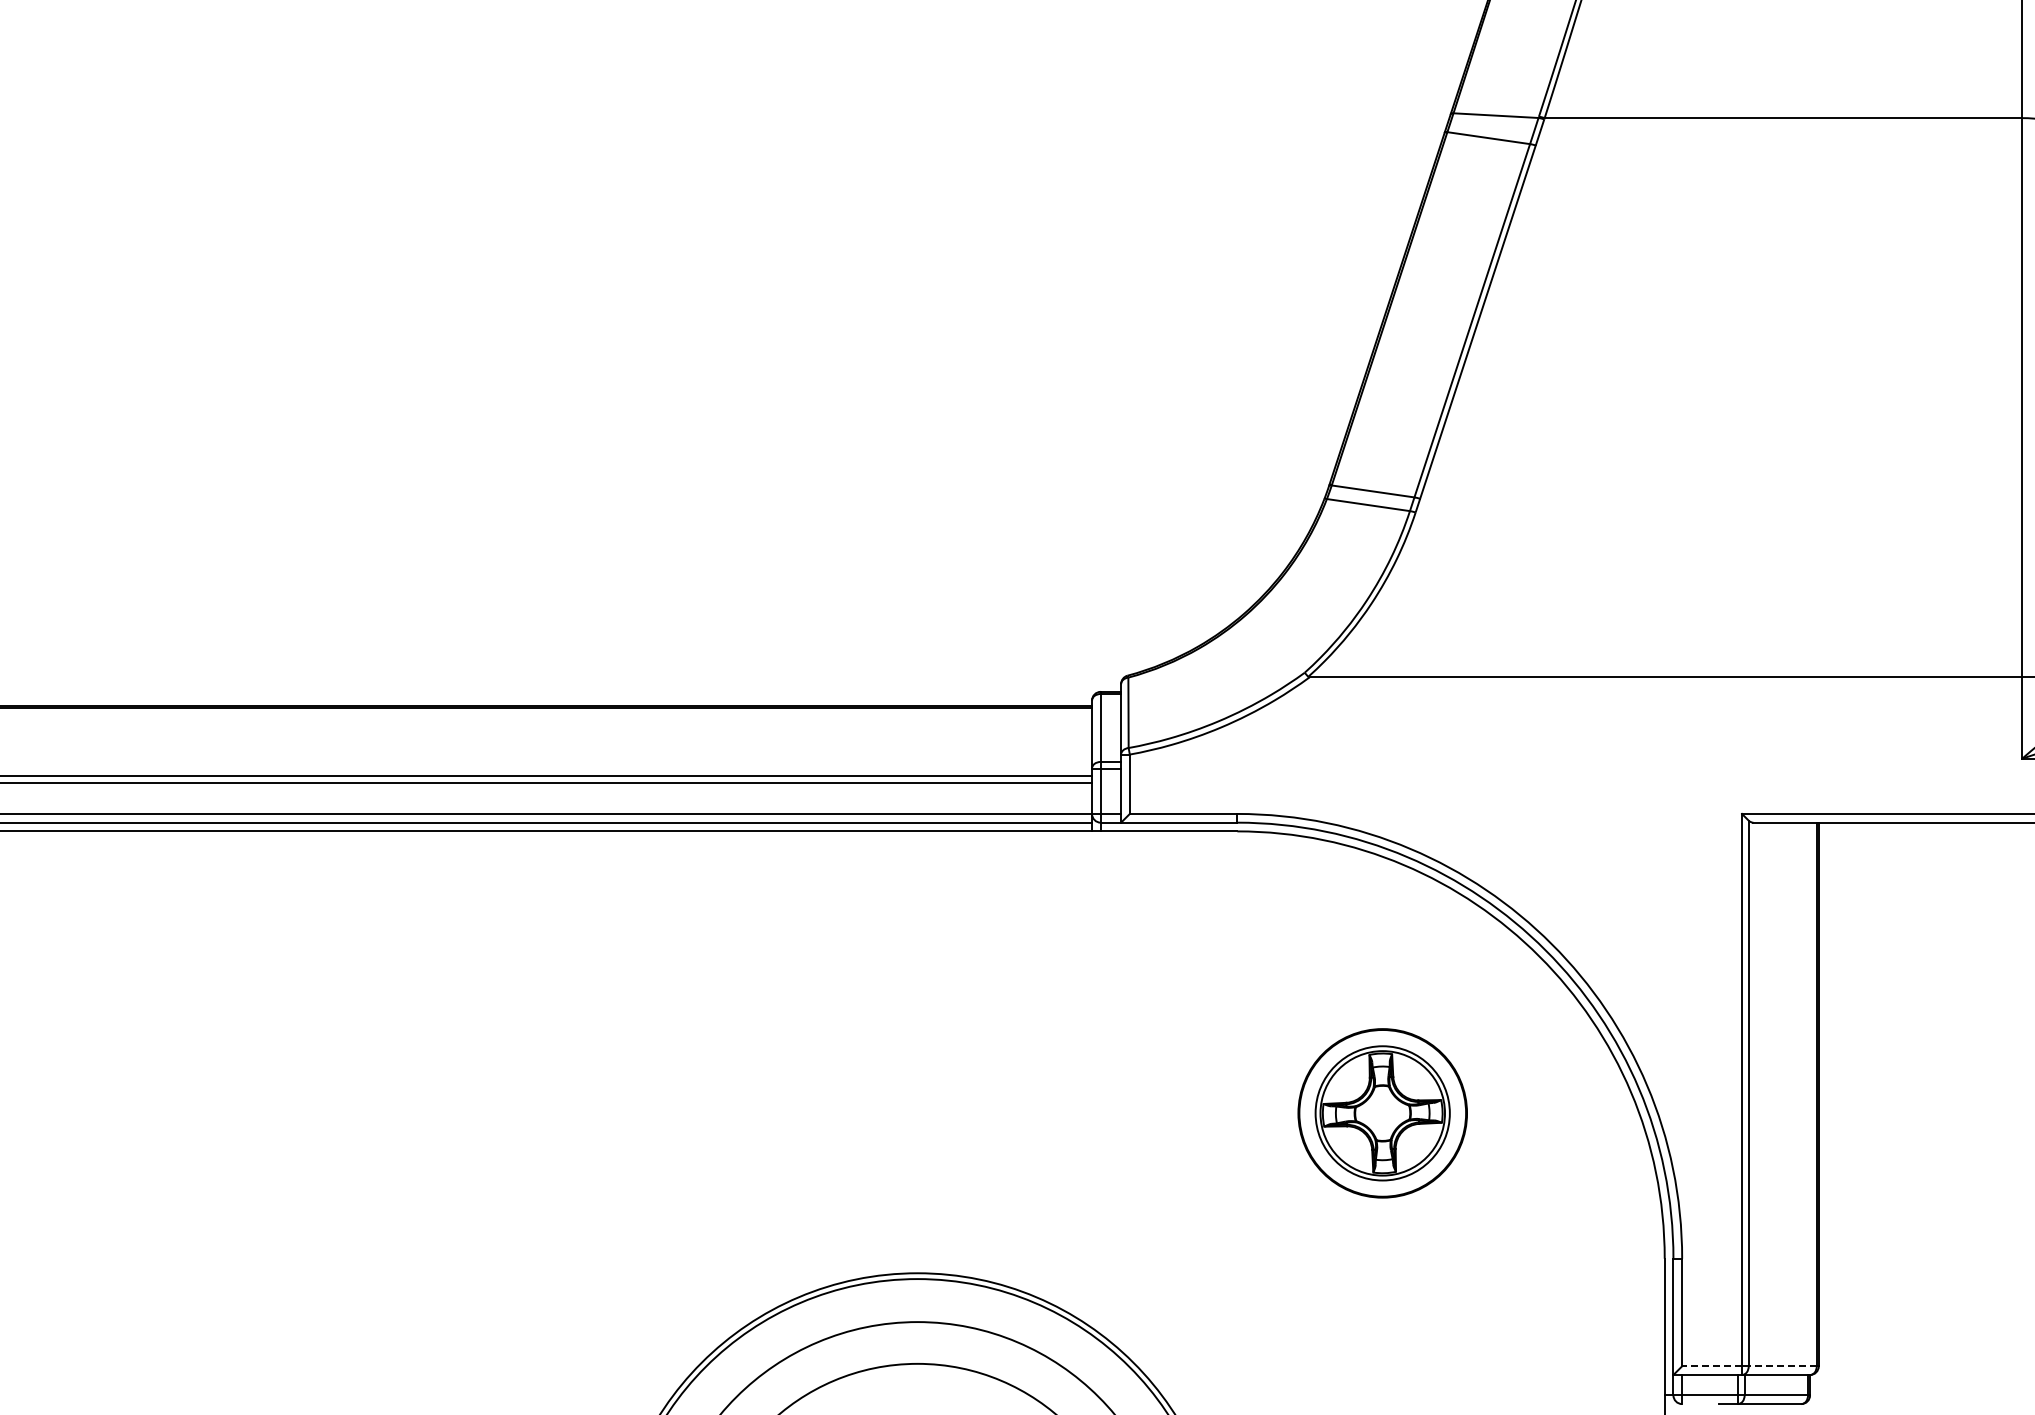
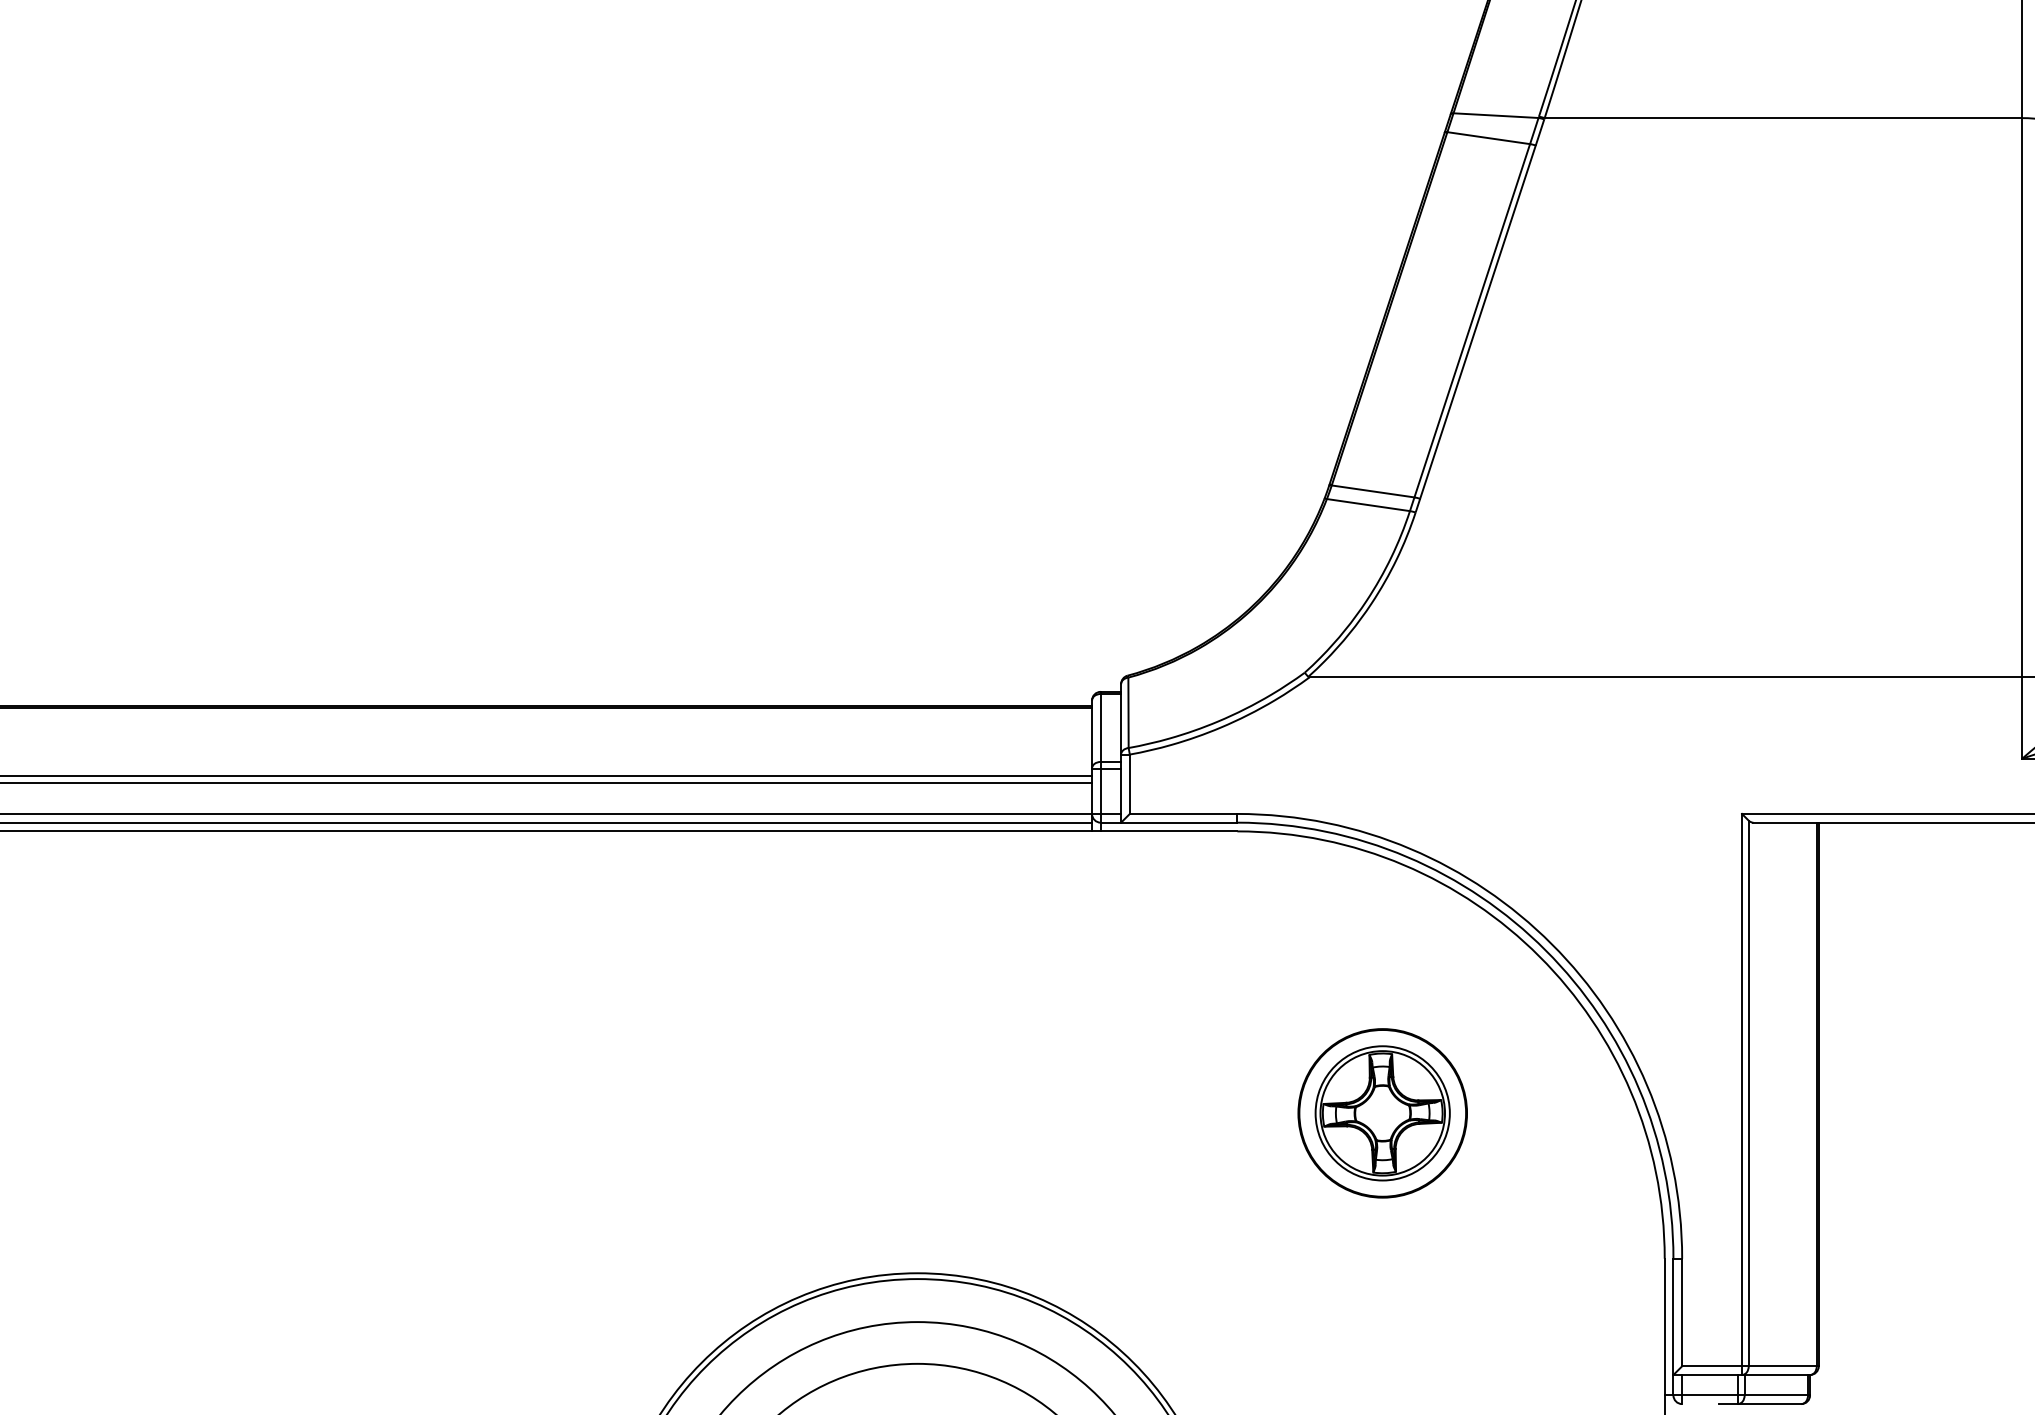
line: dashed -> solid (1712, 1366)
line: dashed -> solid (1782, 1366)
